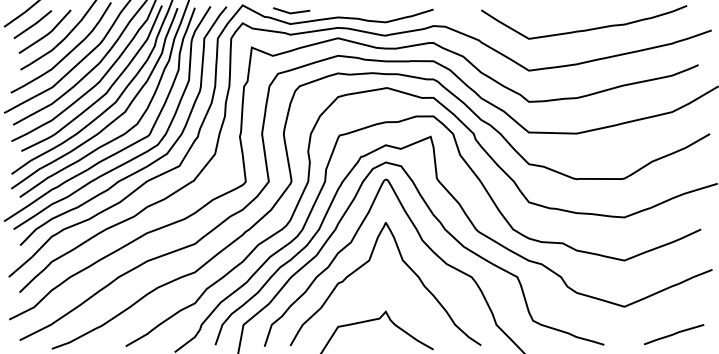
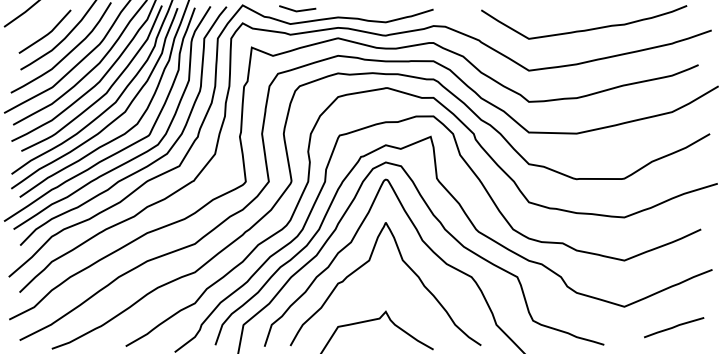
line position: (291, 12) -> (297, 10) (297, 10)
line: present -> none (32, 24)
line position: (674, 334) -> (674, 327) (674, 327)
